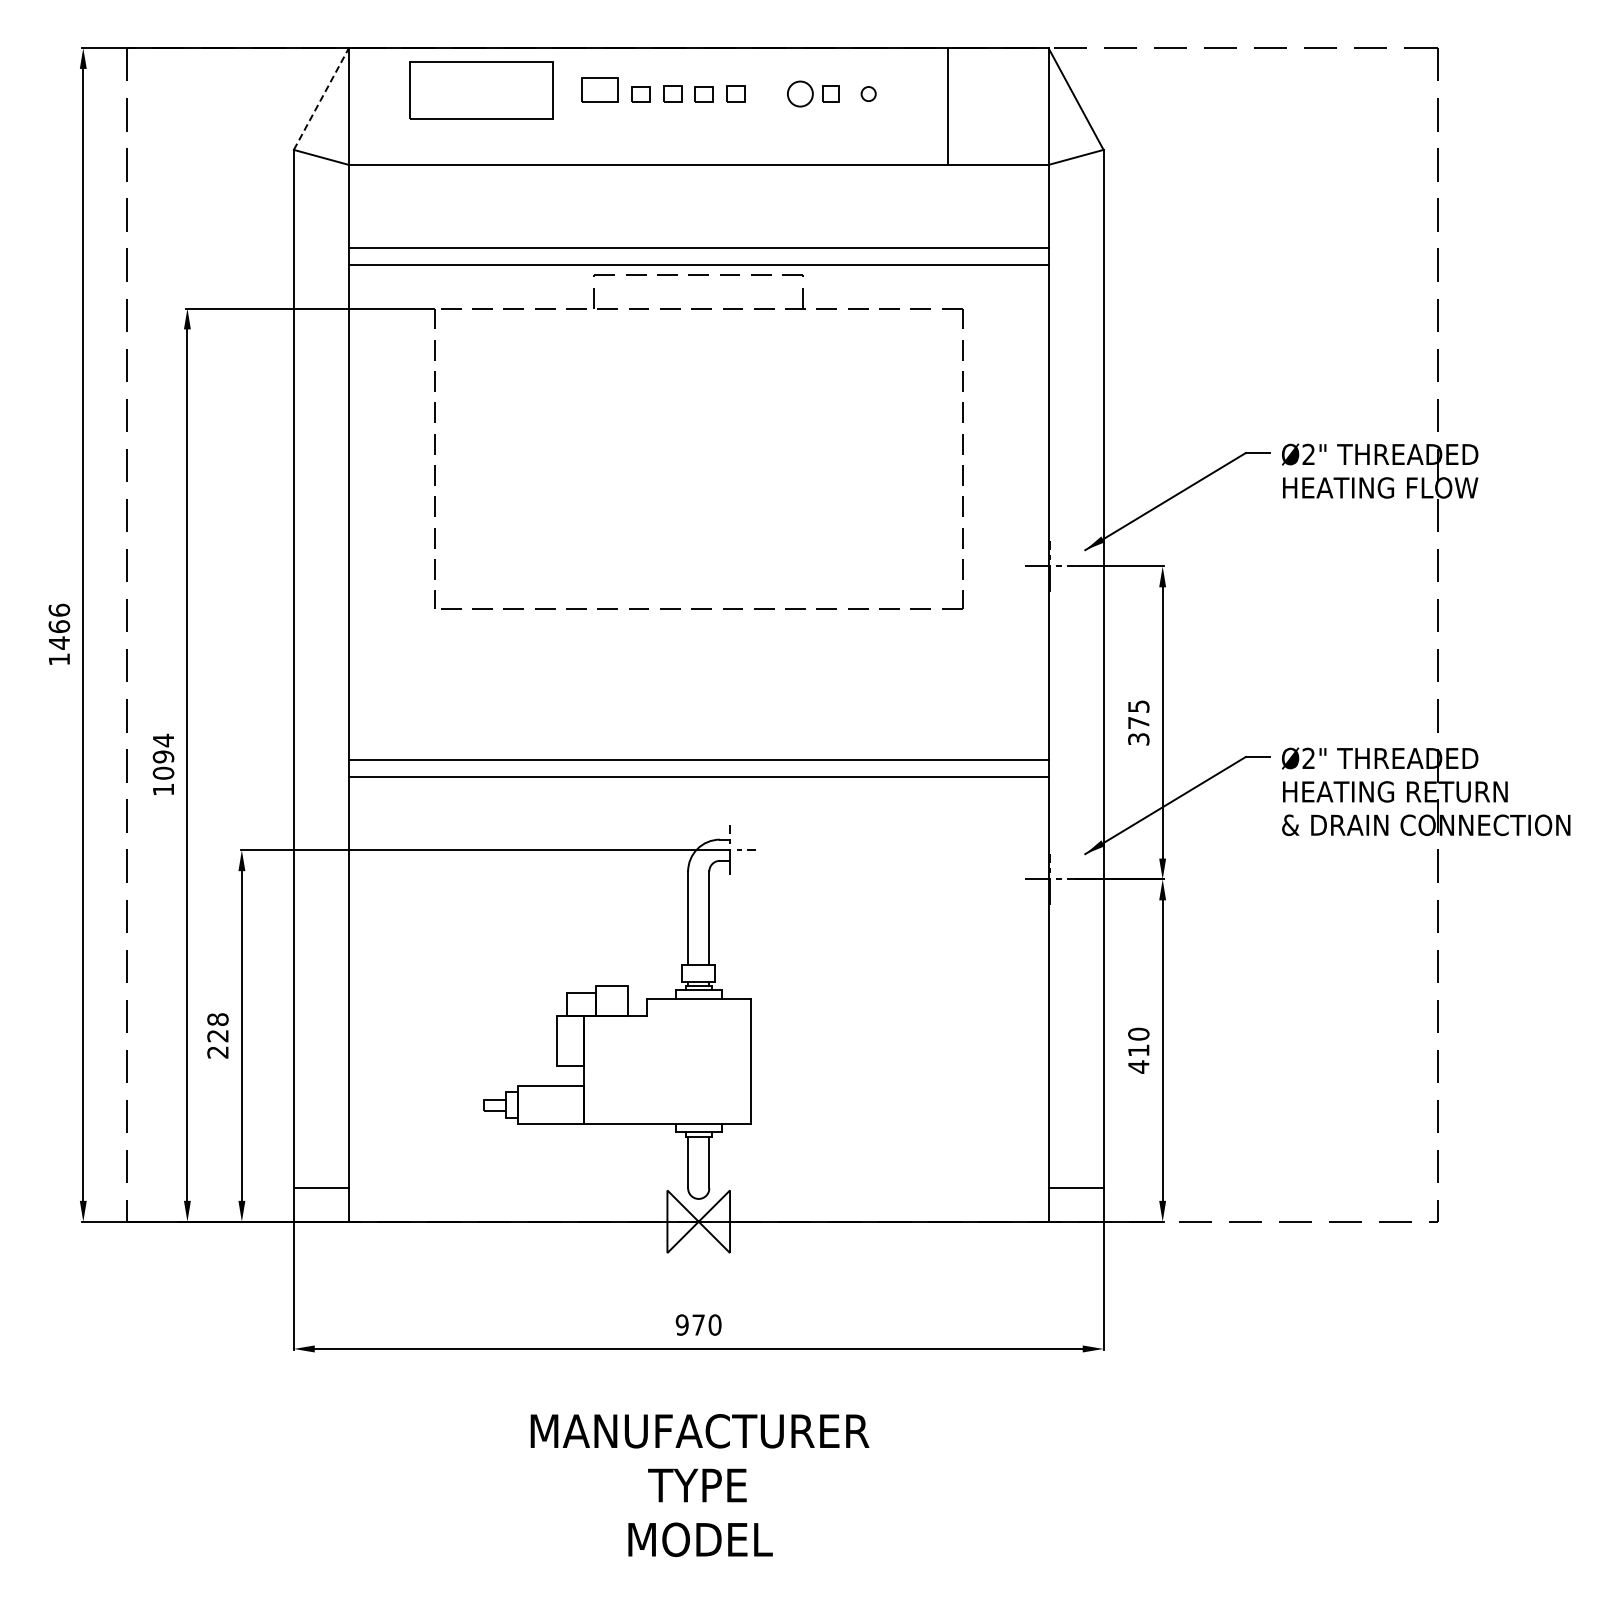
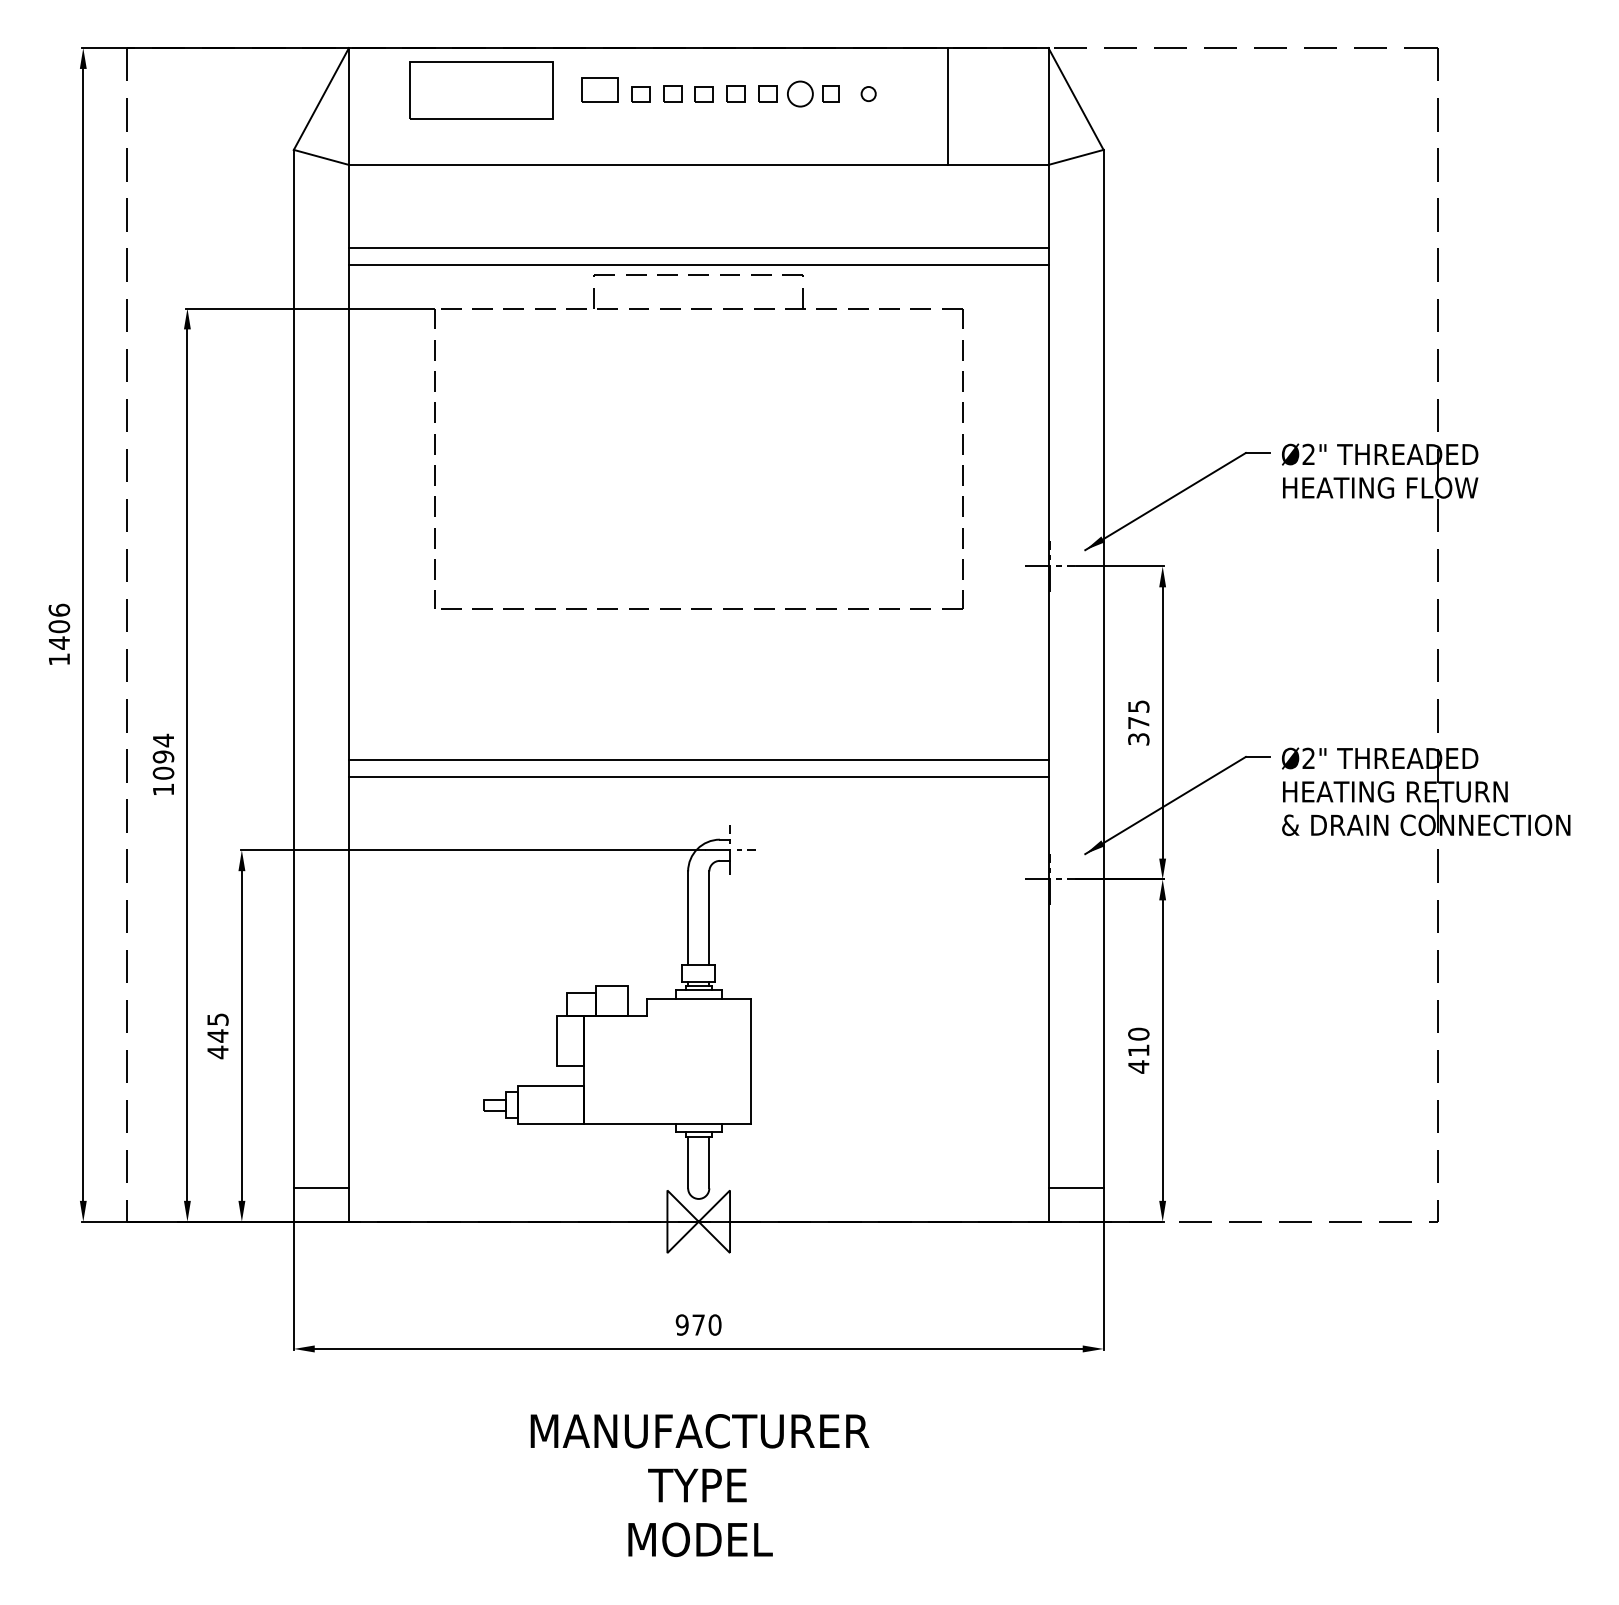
part: none -> present (767, 93)
line: dashed -> solid (321, 99)
text: 1466 -> 1406 (58, 626)
text: 228 -> 445 (217, 1036)
